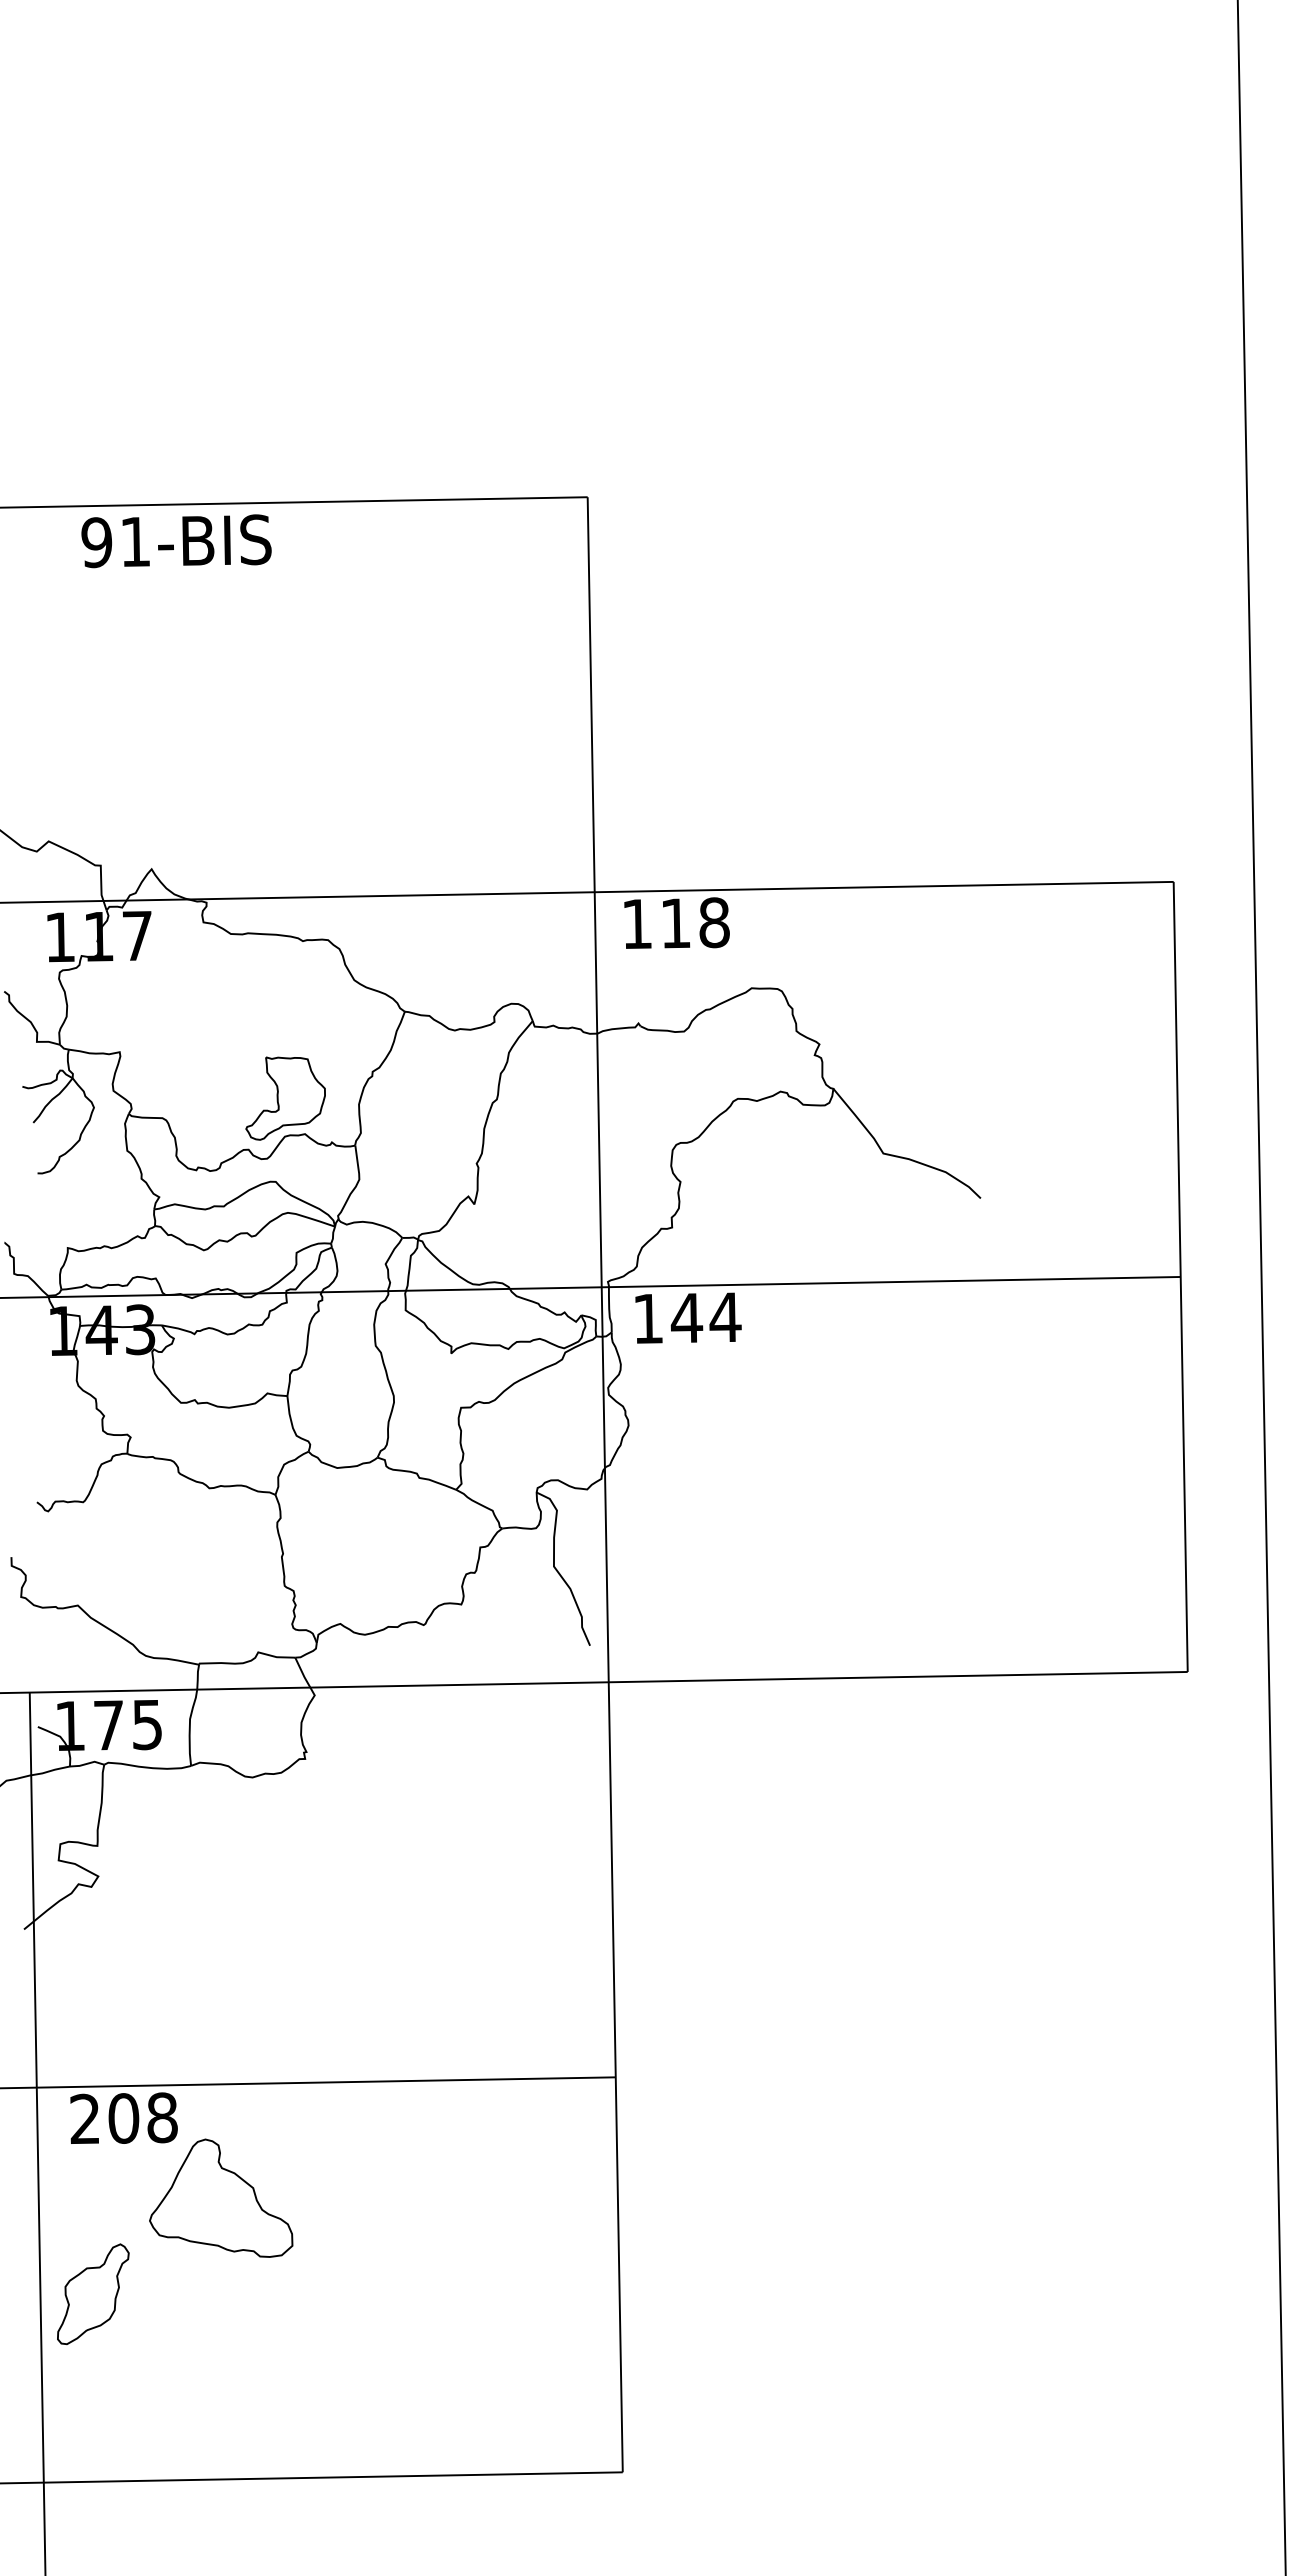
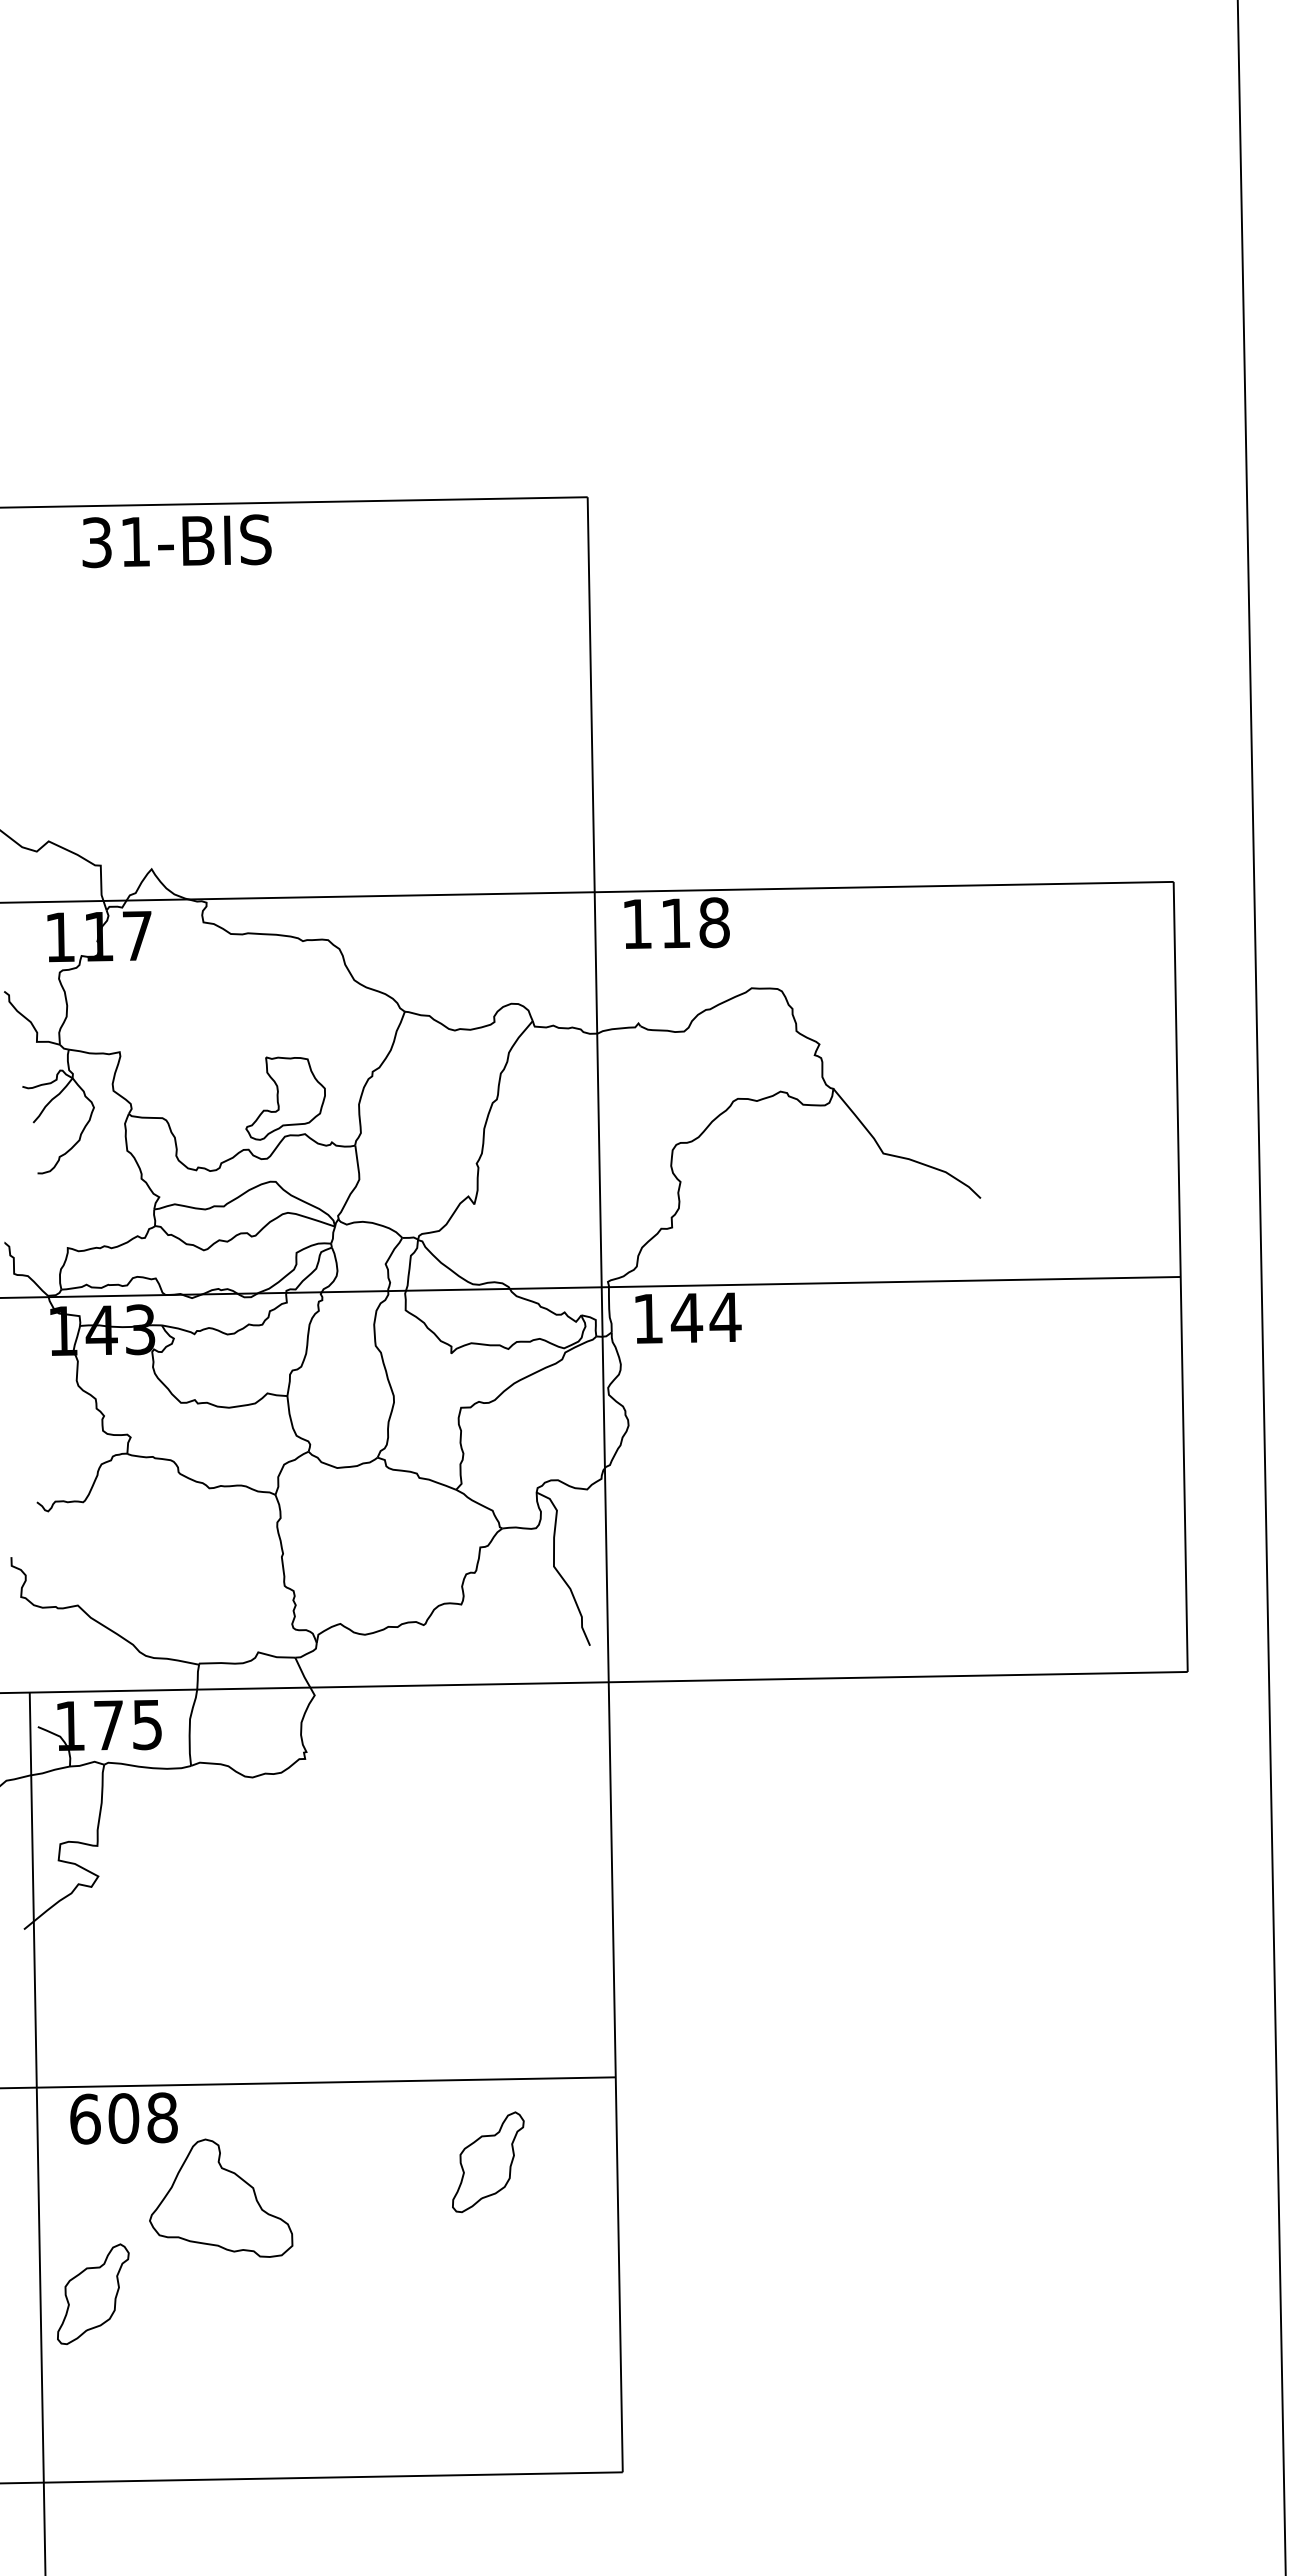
text: 91-BIS -> 31-BIS (96, 542)
text: 208 -> 608 (85, 2118)
part: none -> present (488, 2162)
